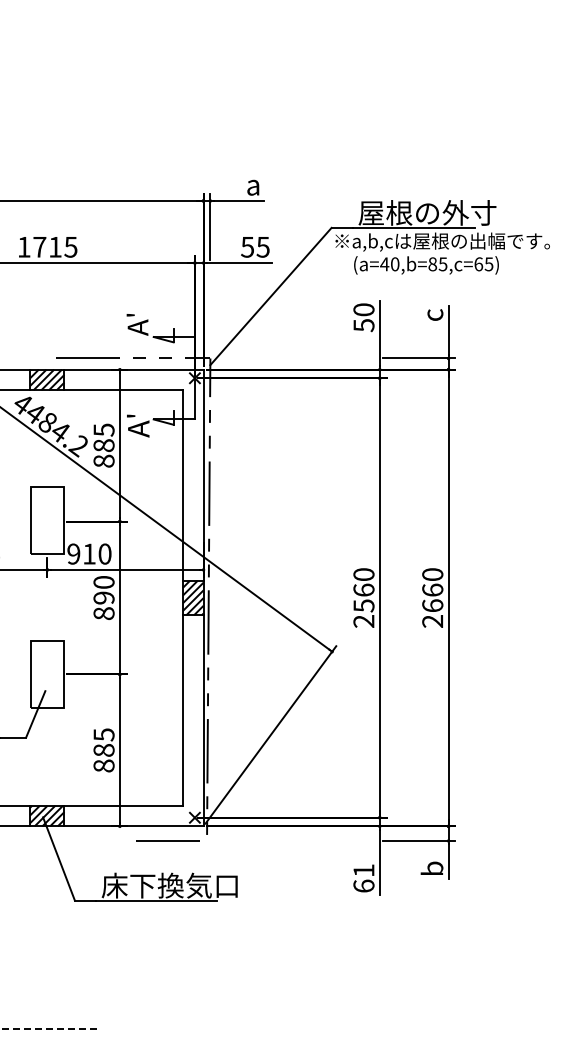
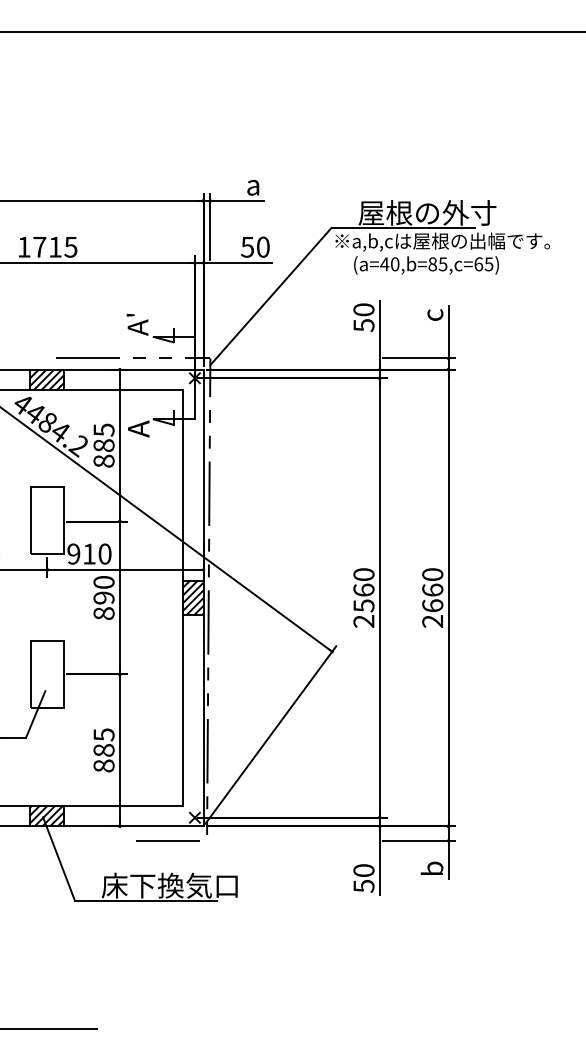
line: none -> present (292, 31)
text: 55 -> 50 (262, 246)
text: A' -> A (131, 415)
text: 61 -> 50 (363, 878)
line: dashed -> solid (49, 1029)
